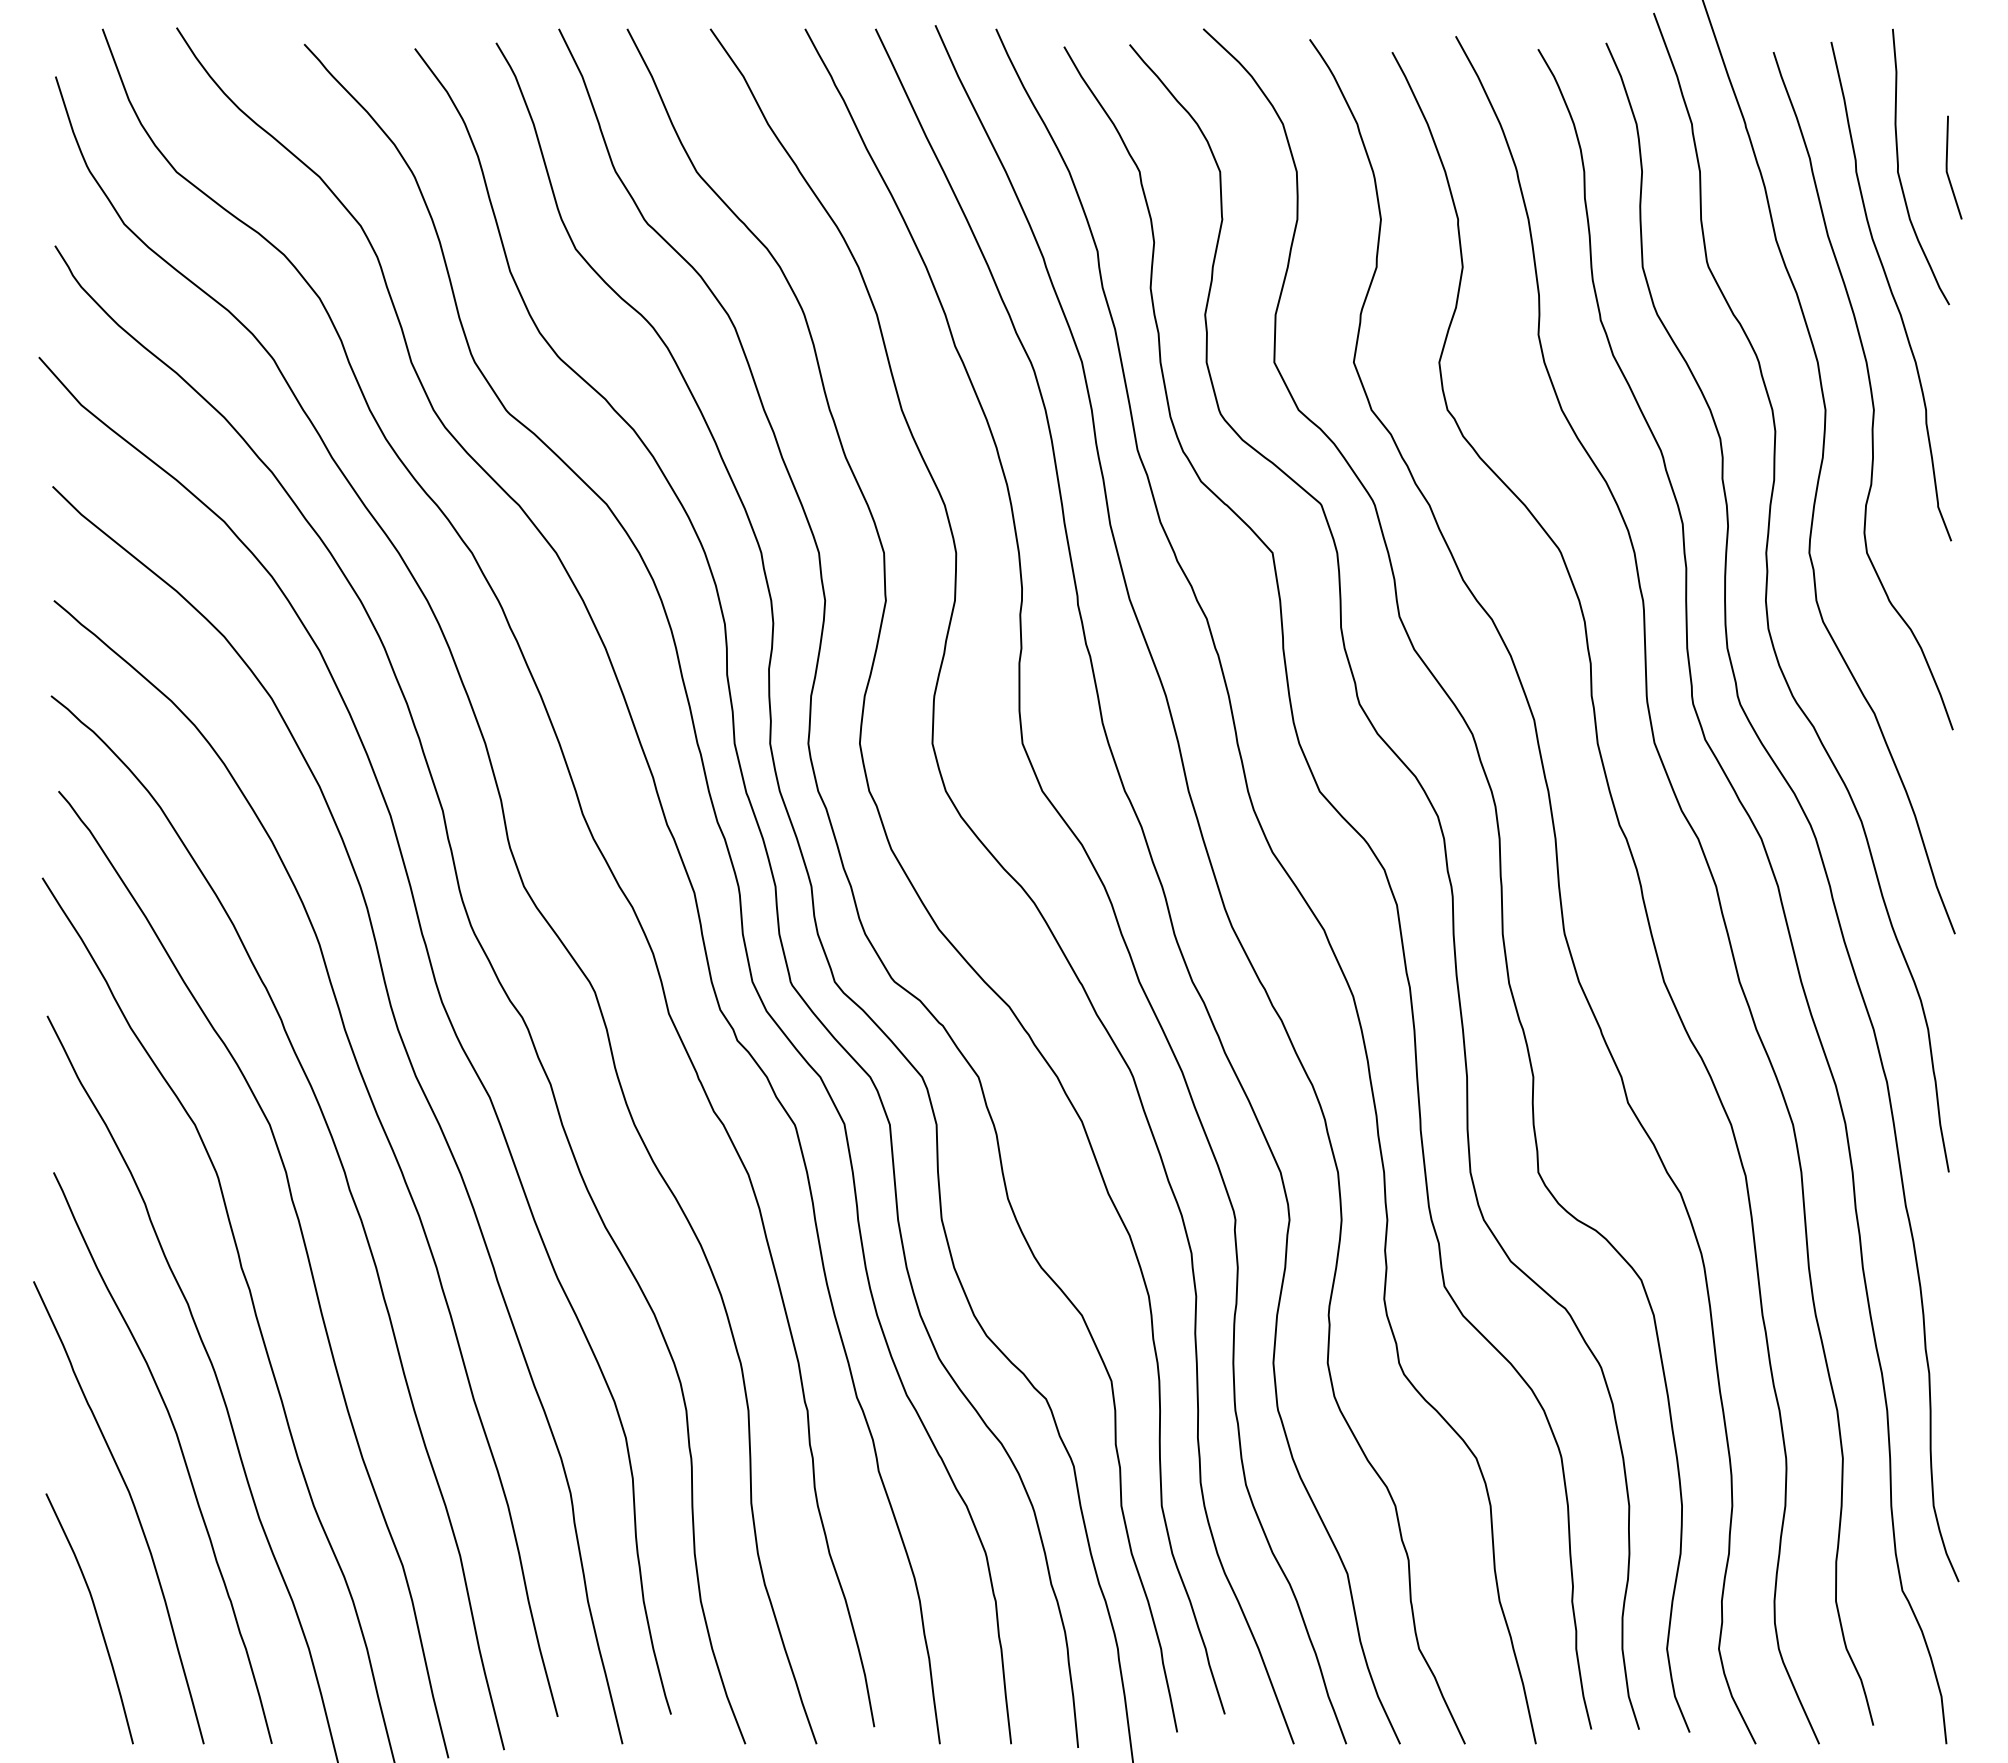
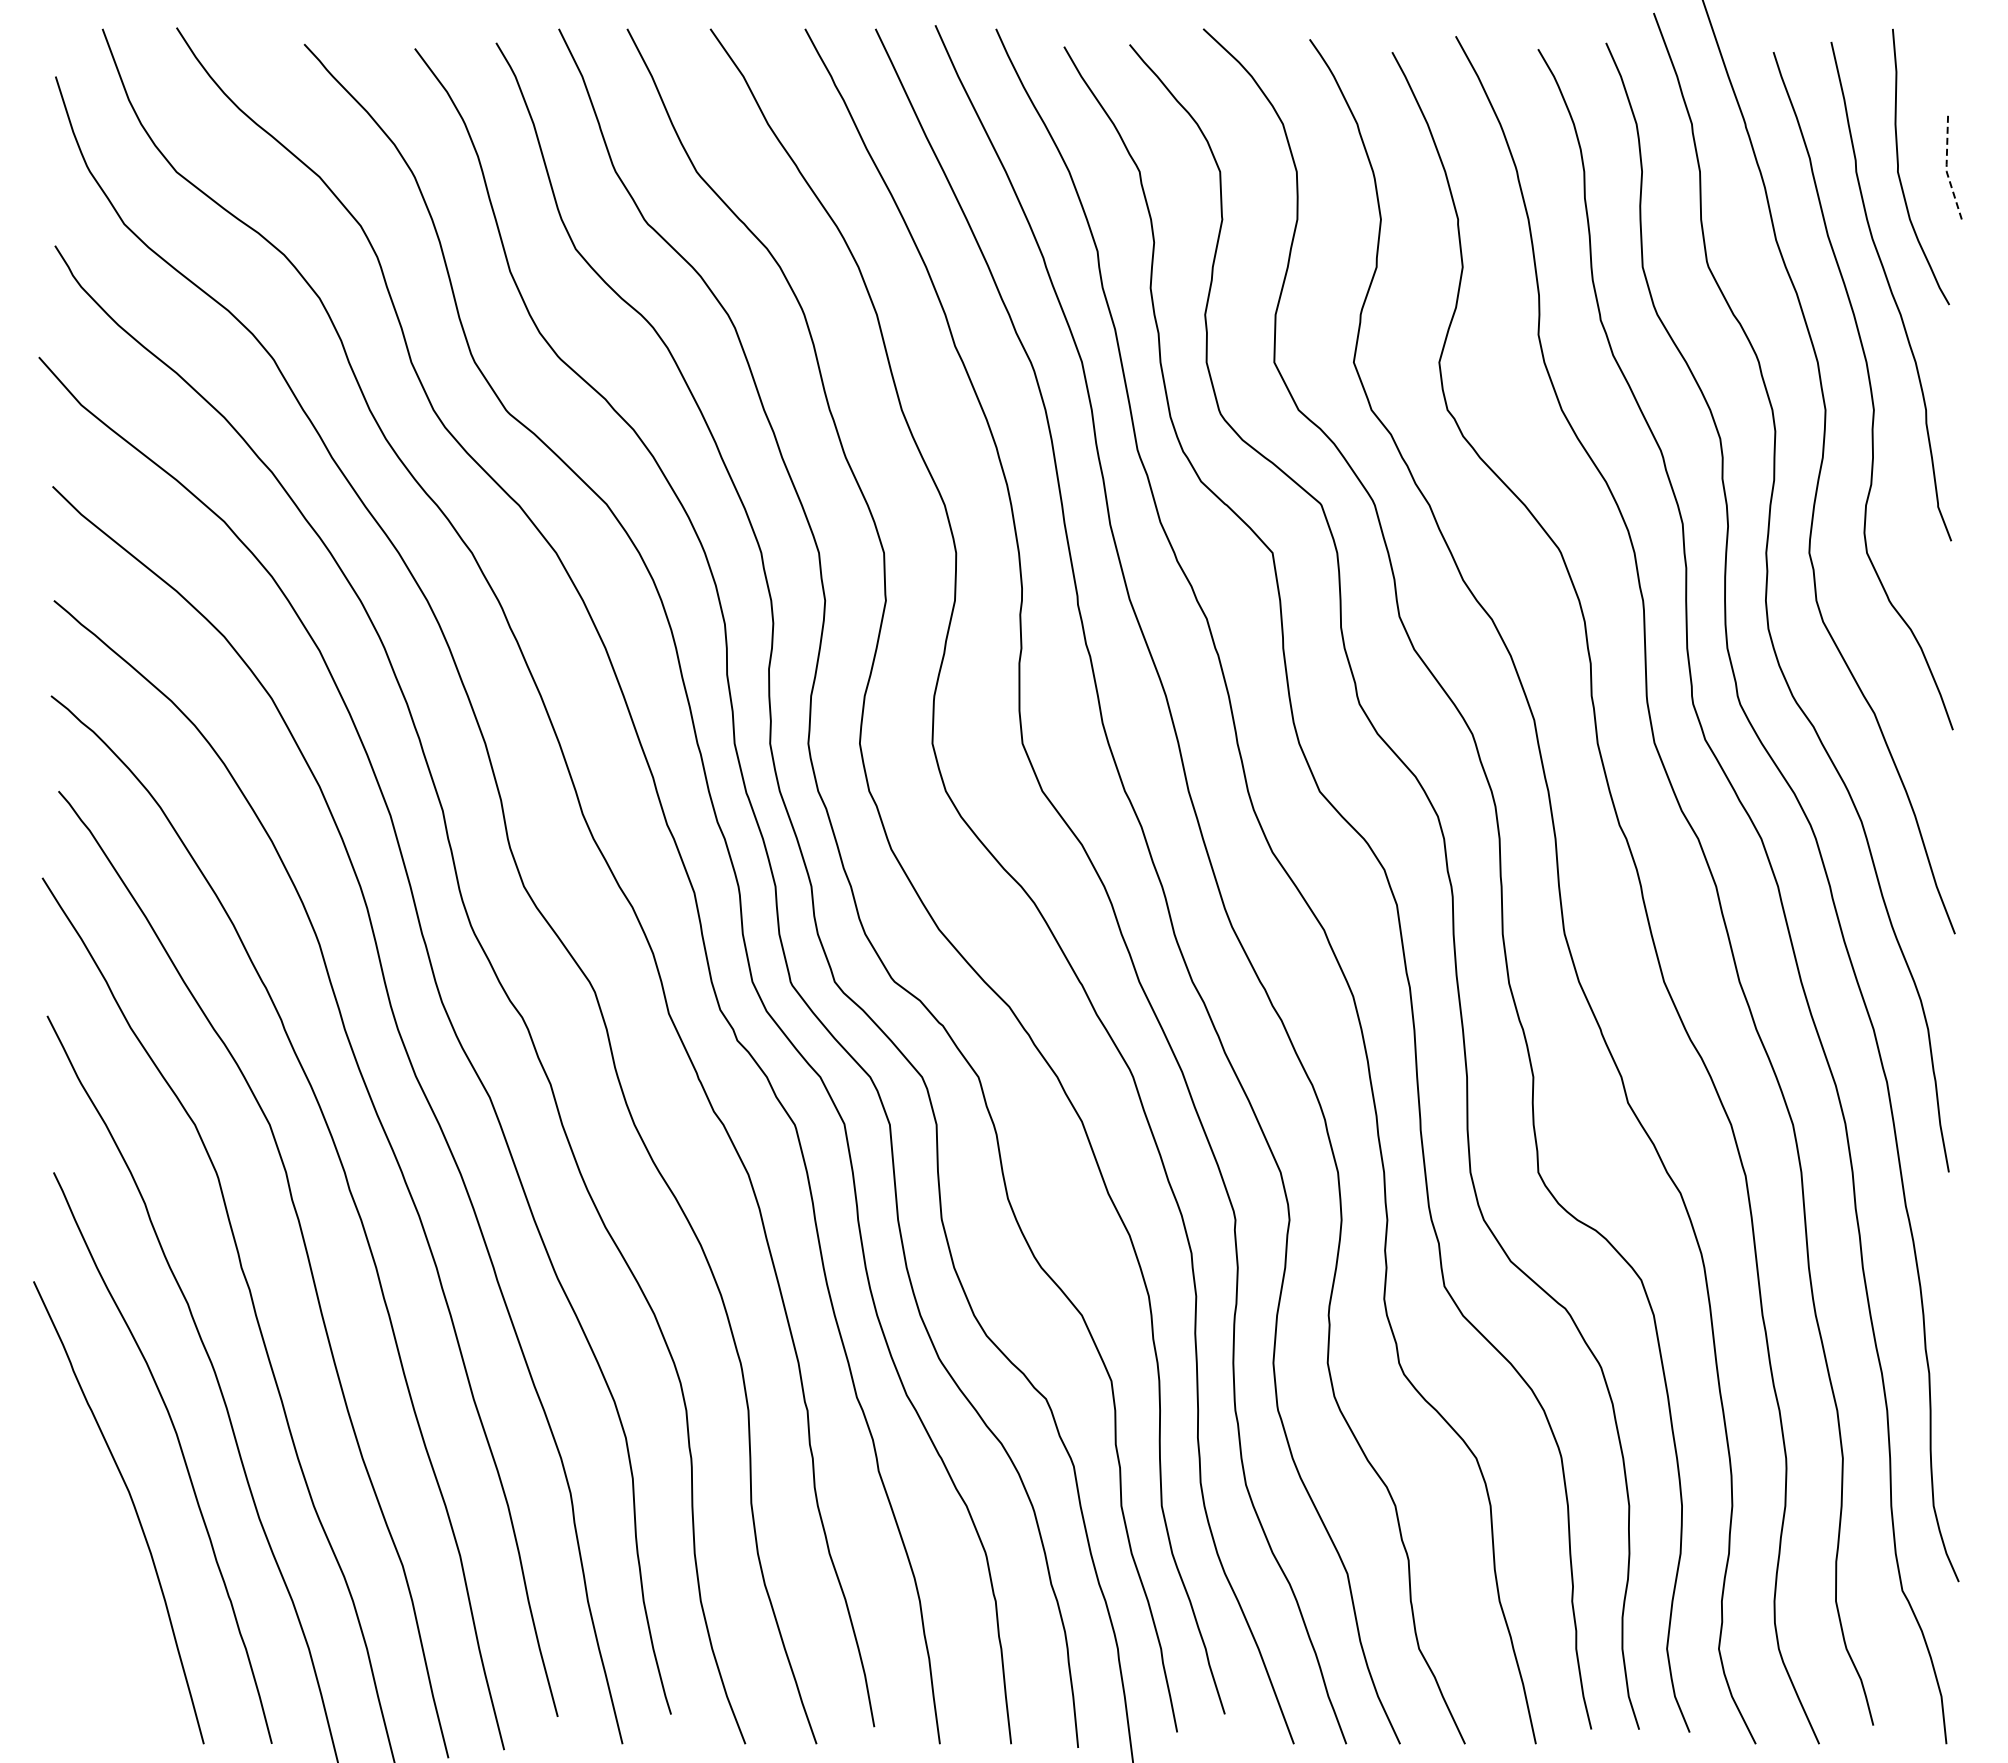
line: solid -> dashed (1946, 168)
curve: present -> none (96, 1617)
